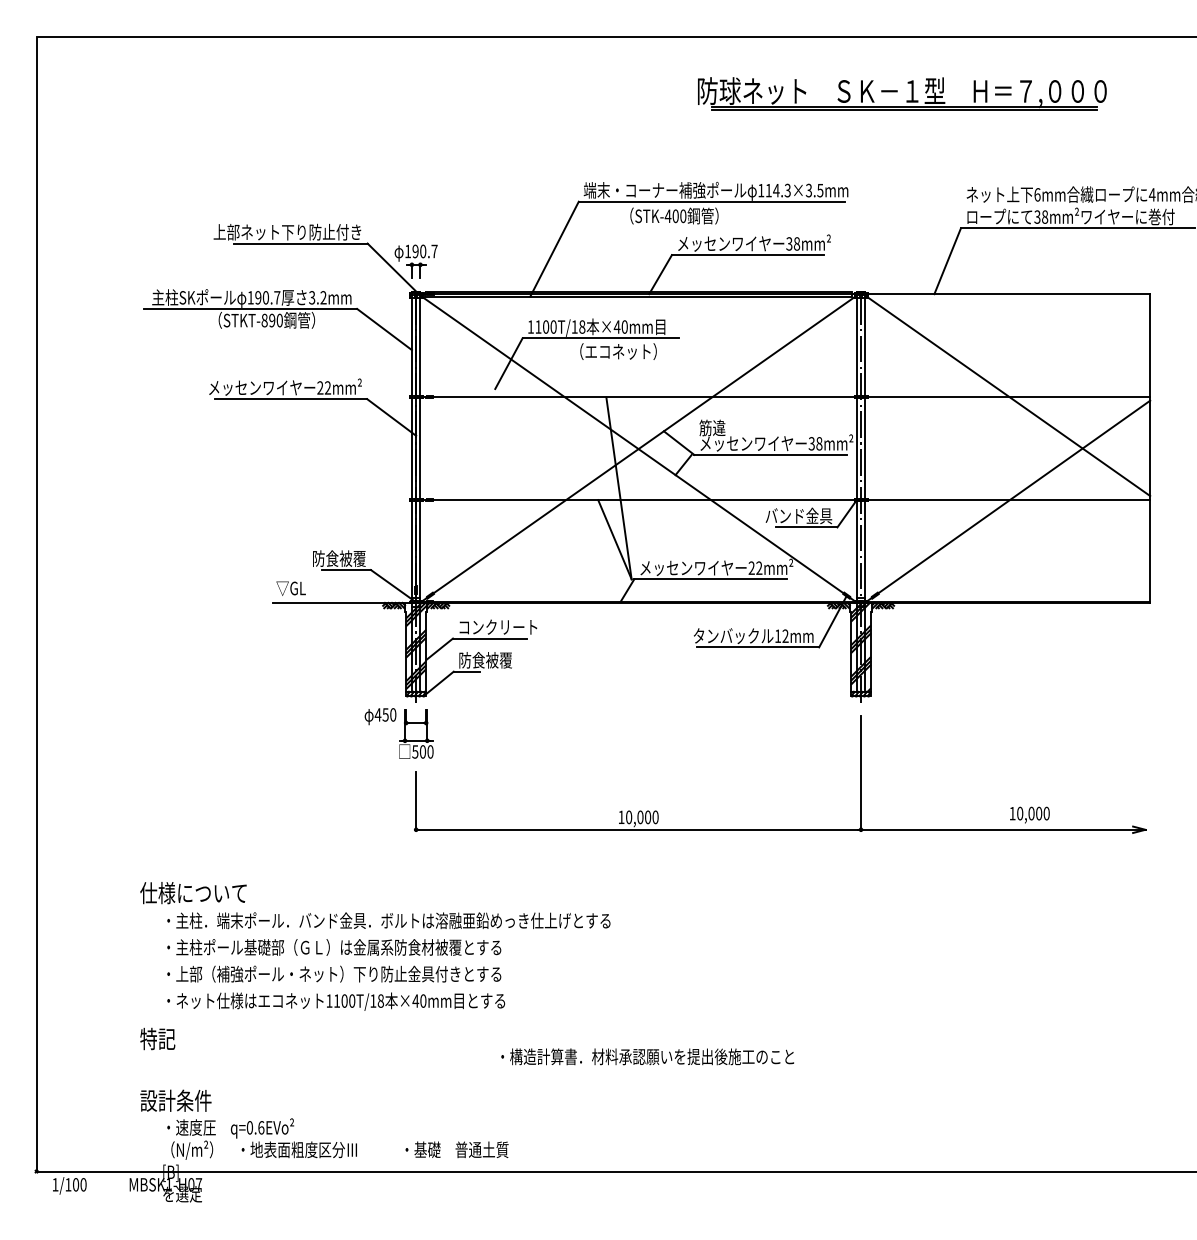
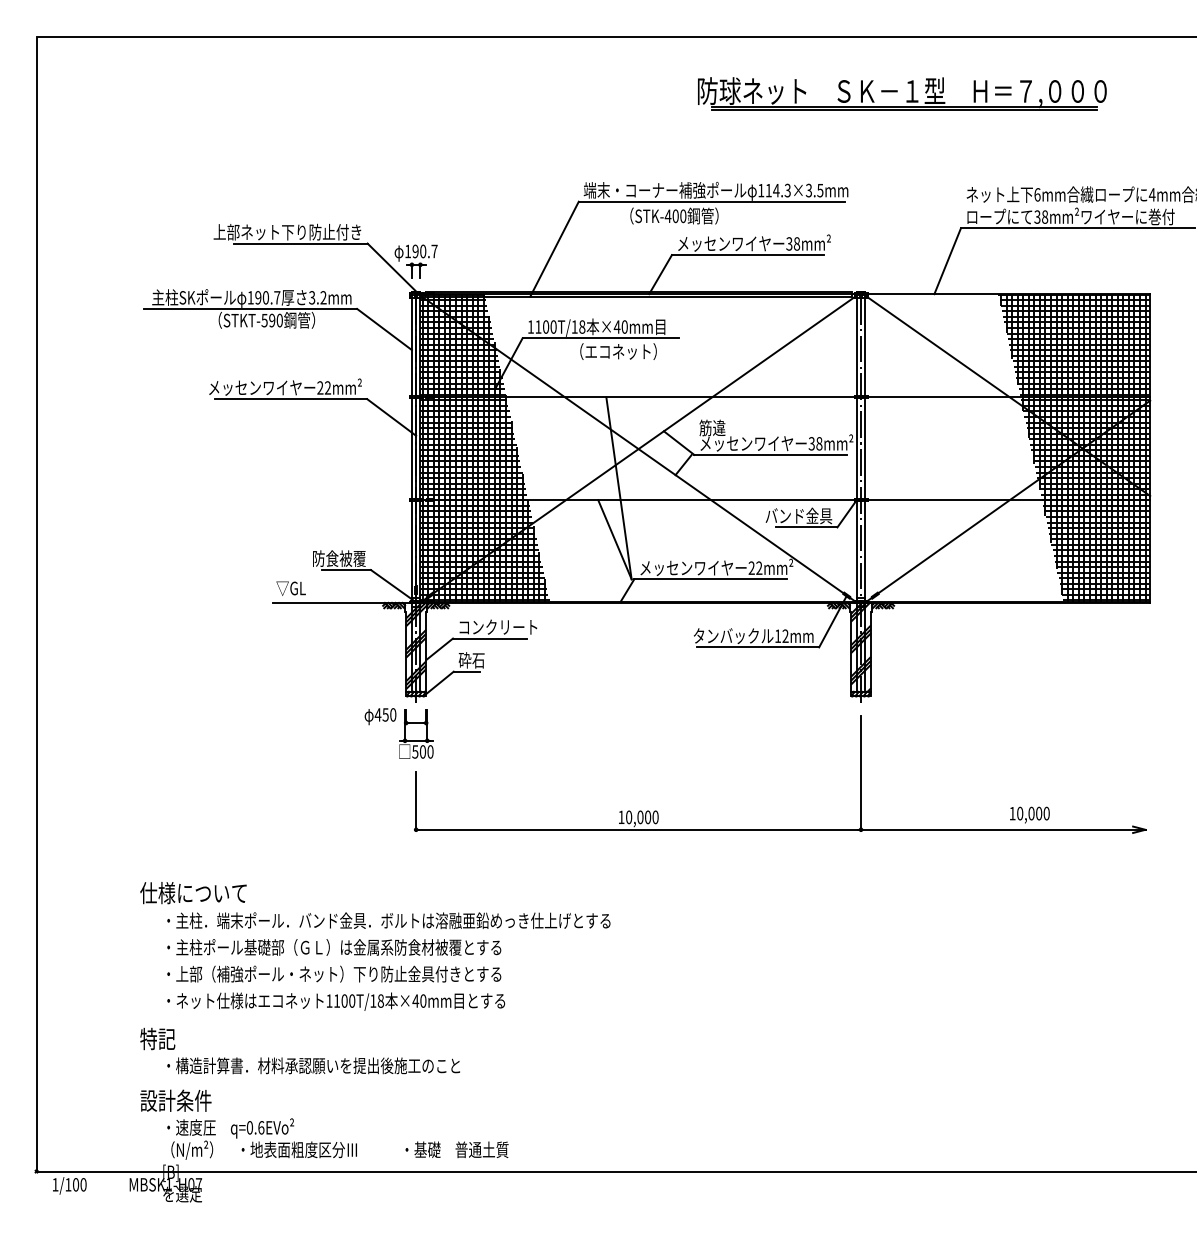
text: STKT-890 -> STKT-590 (264, 320)
hatch: none -> present (484, 447)
hatch: none -> present (1074, 447)
text: 防食被覆 -> 砕石 (484, 660)
text position: (647, 1056) -> (313, 1065) (313, 1065)
